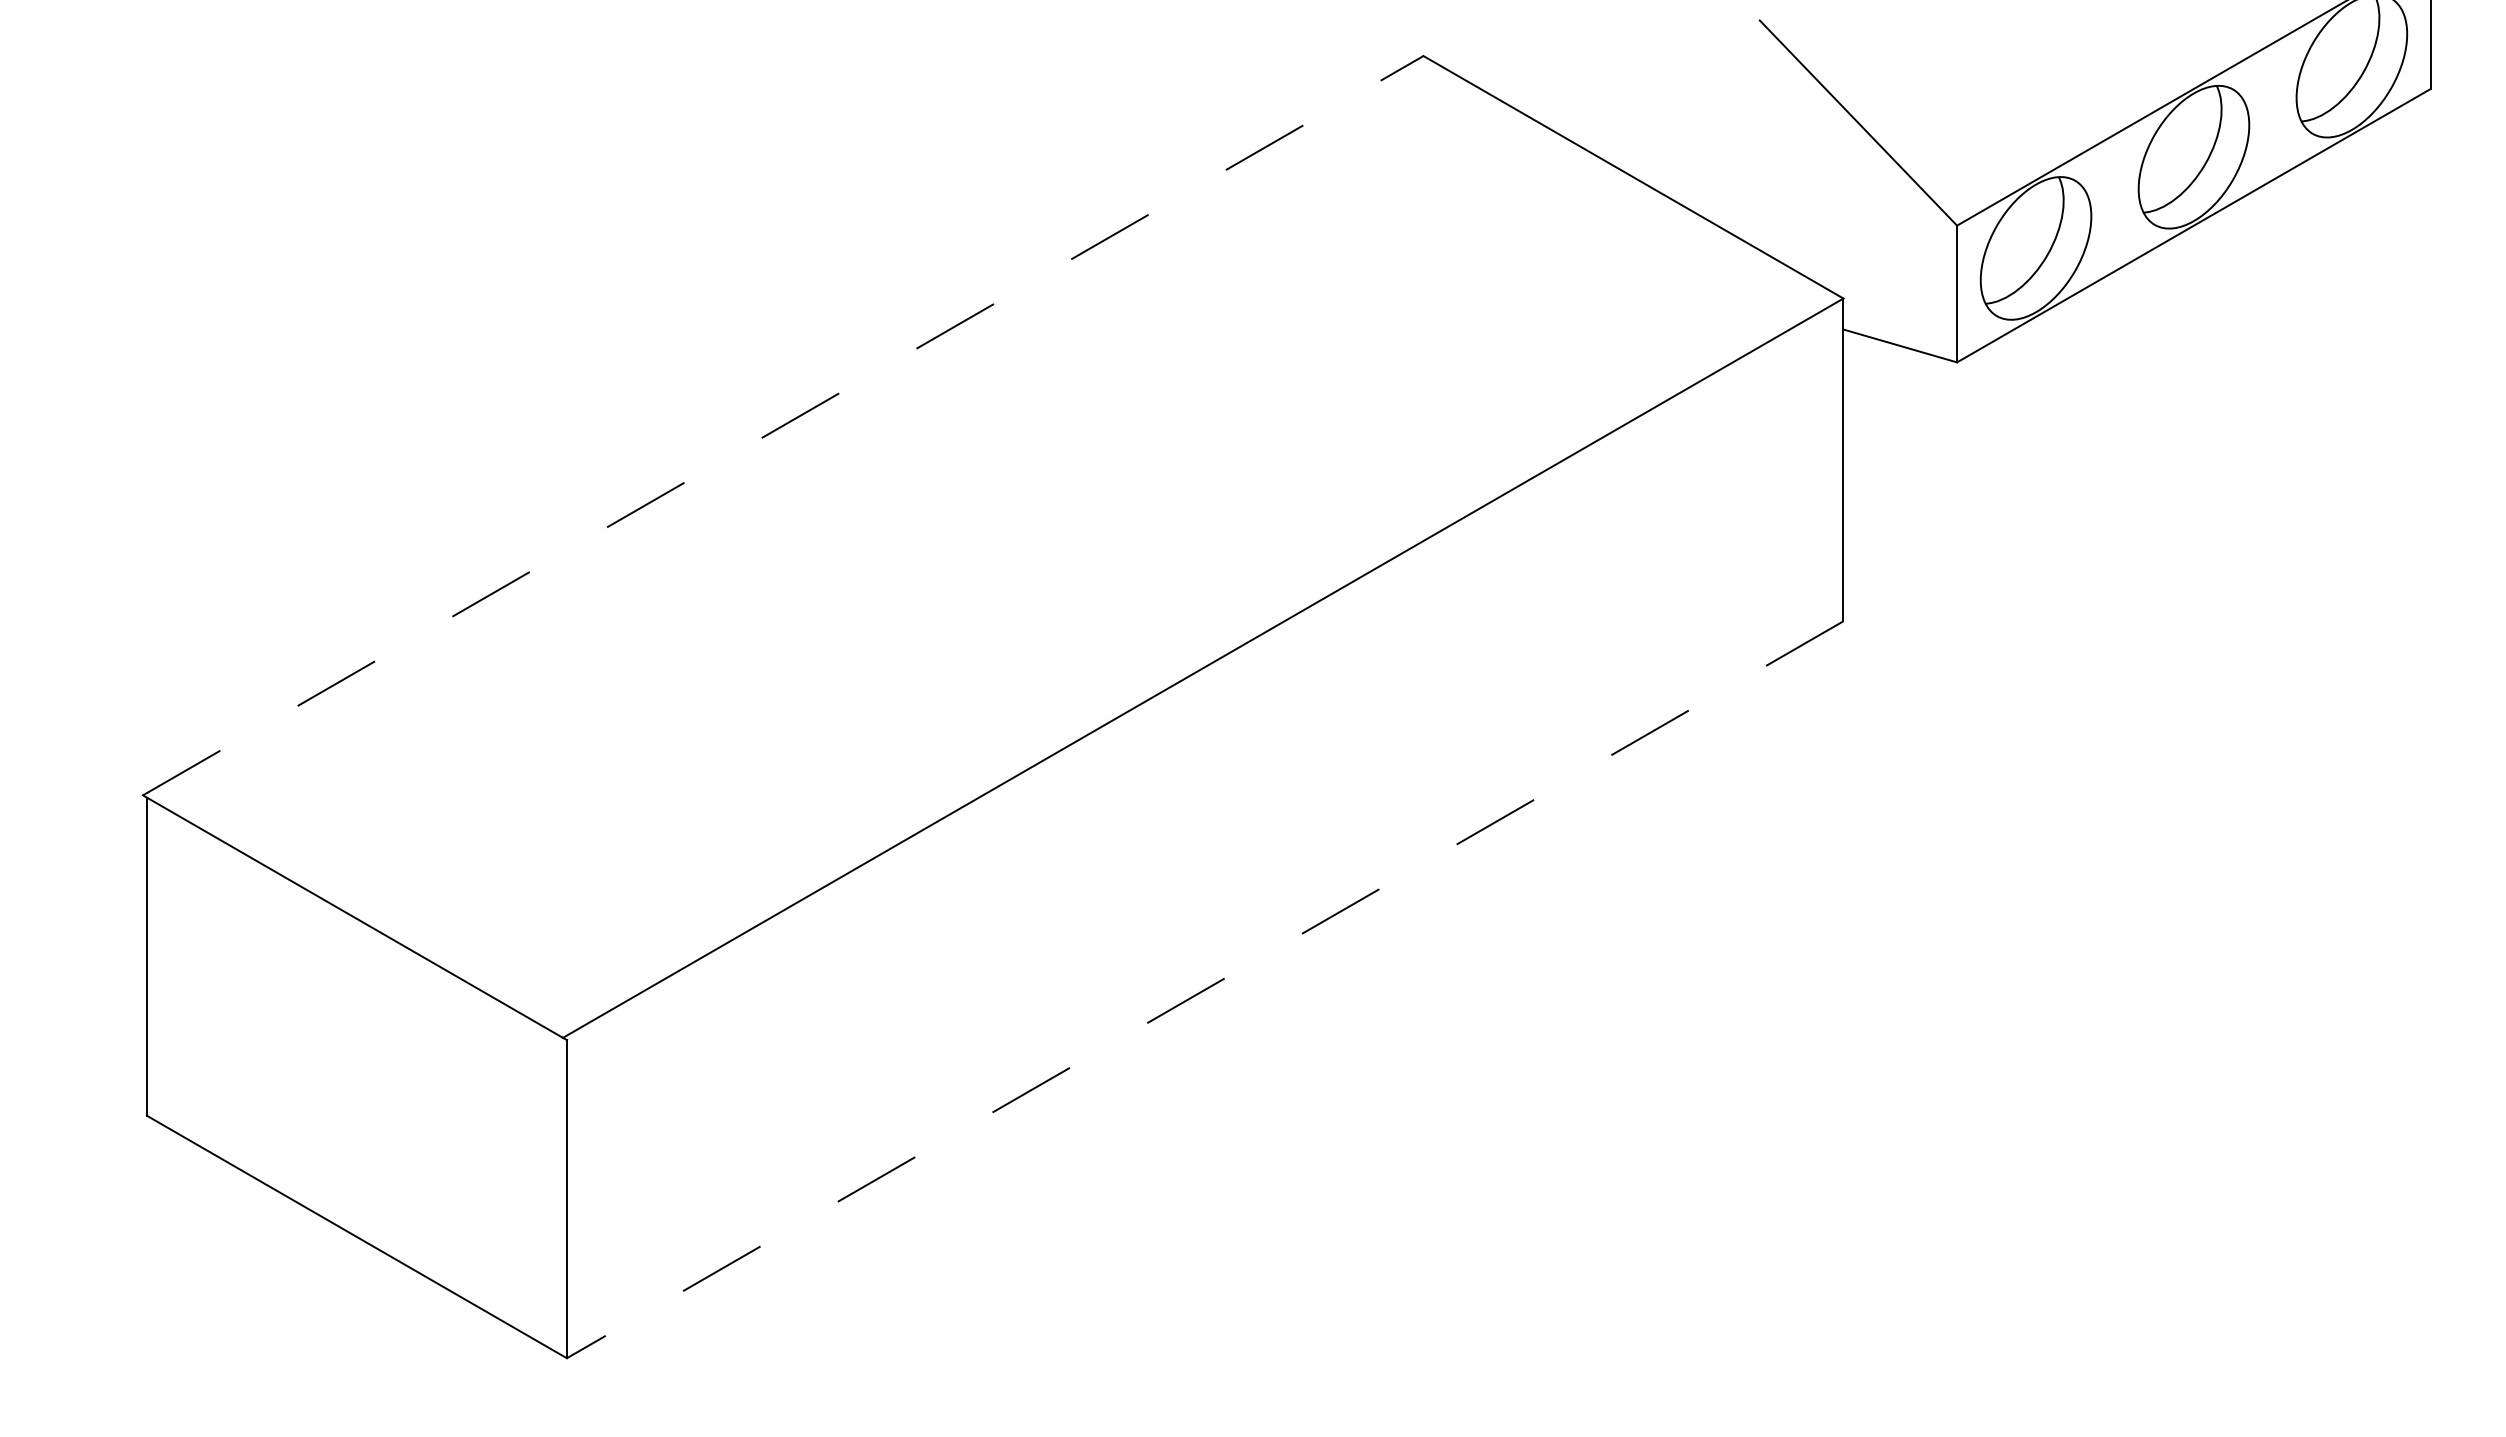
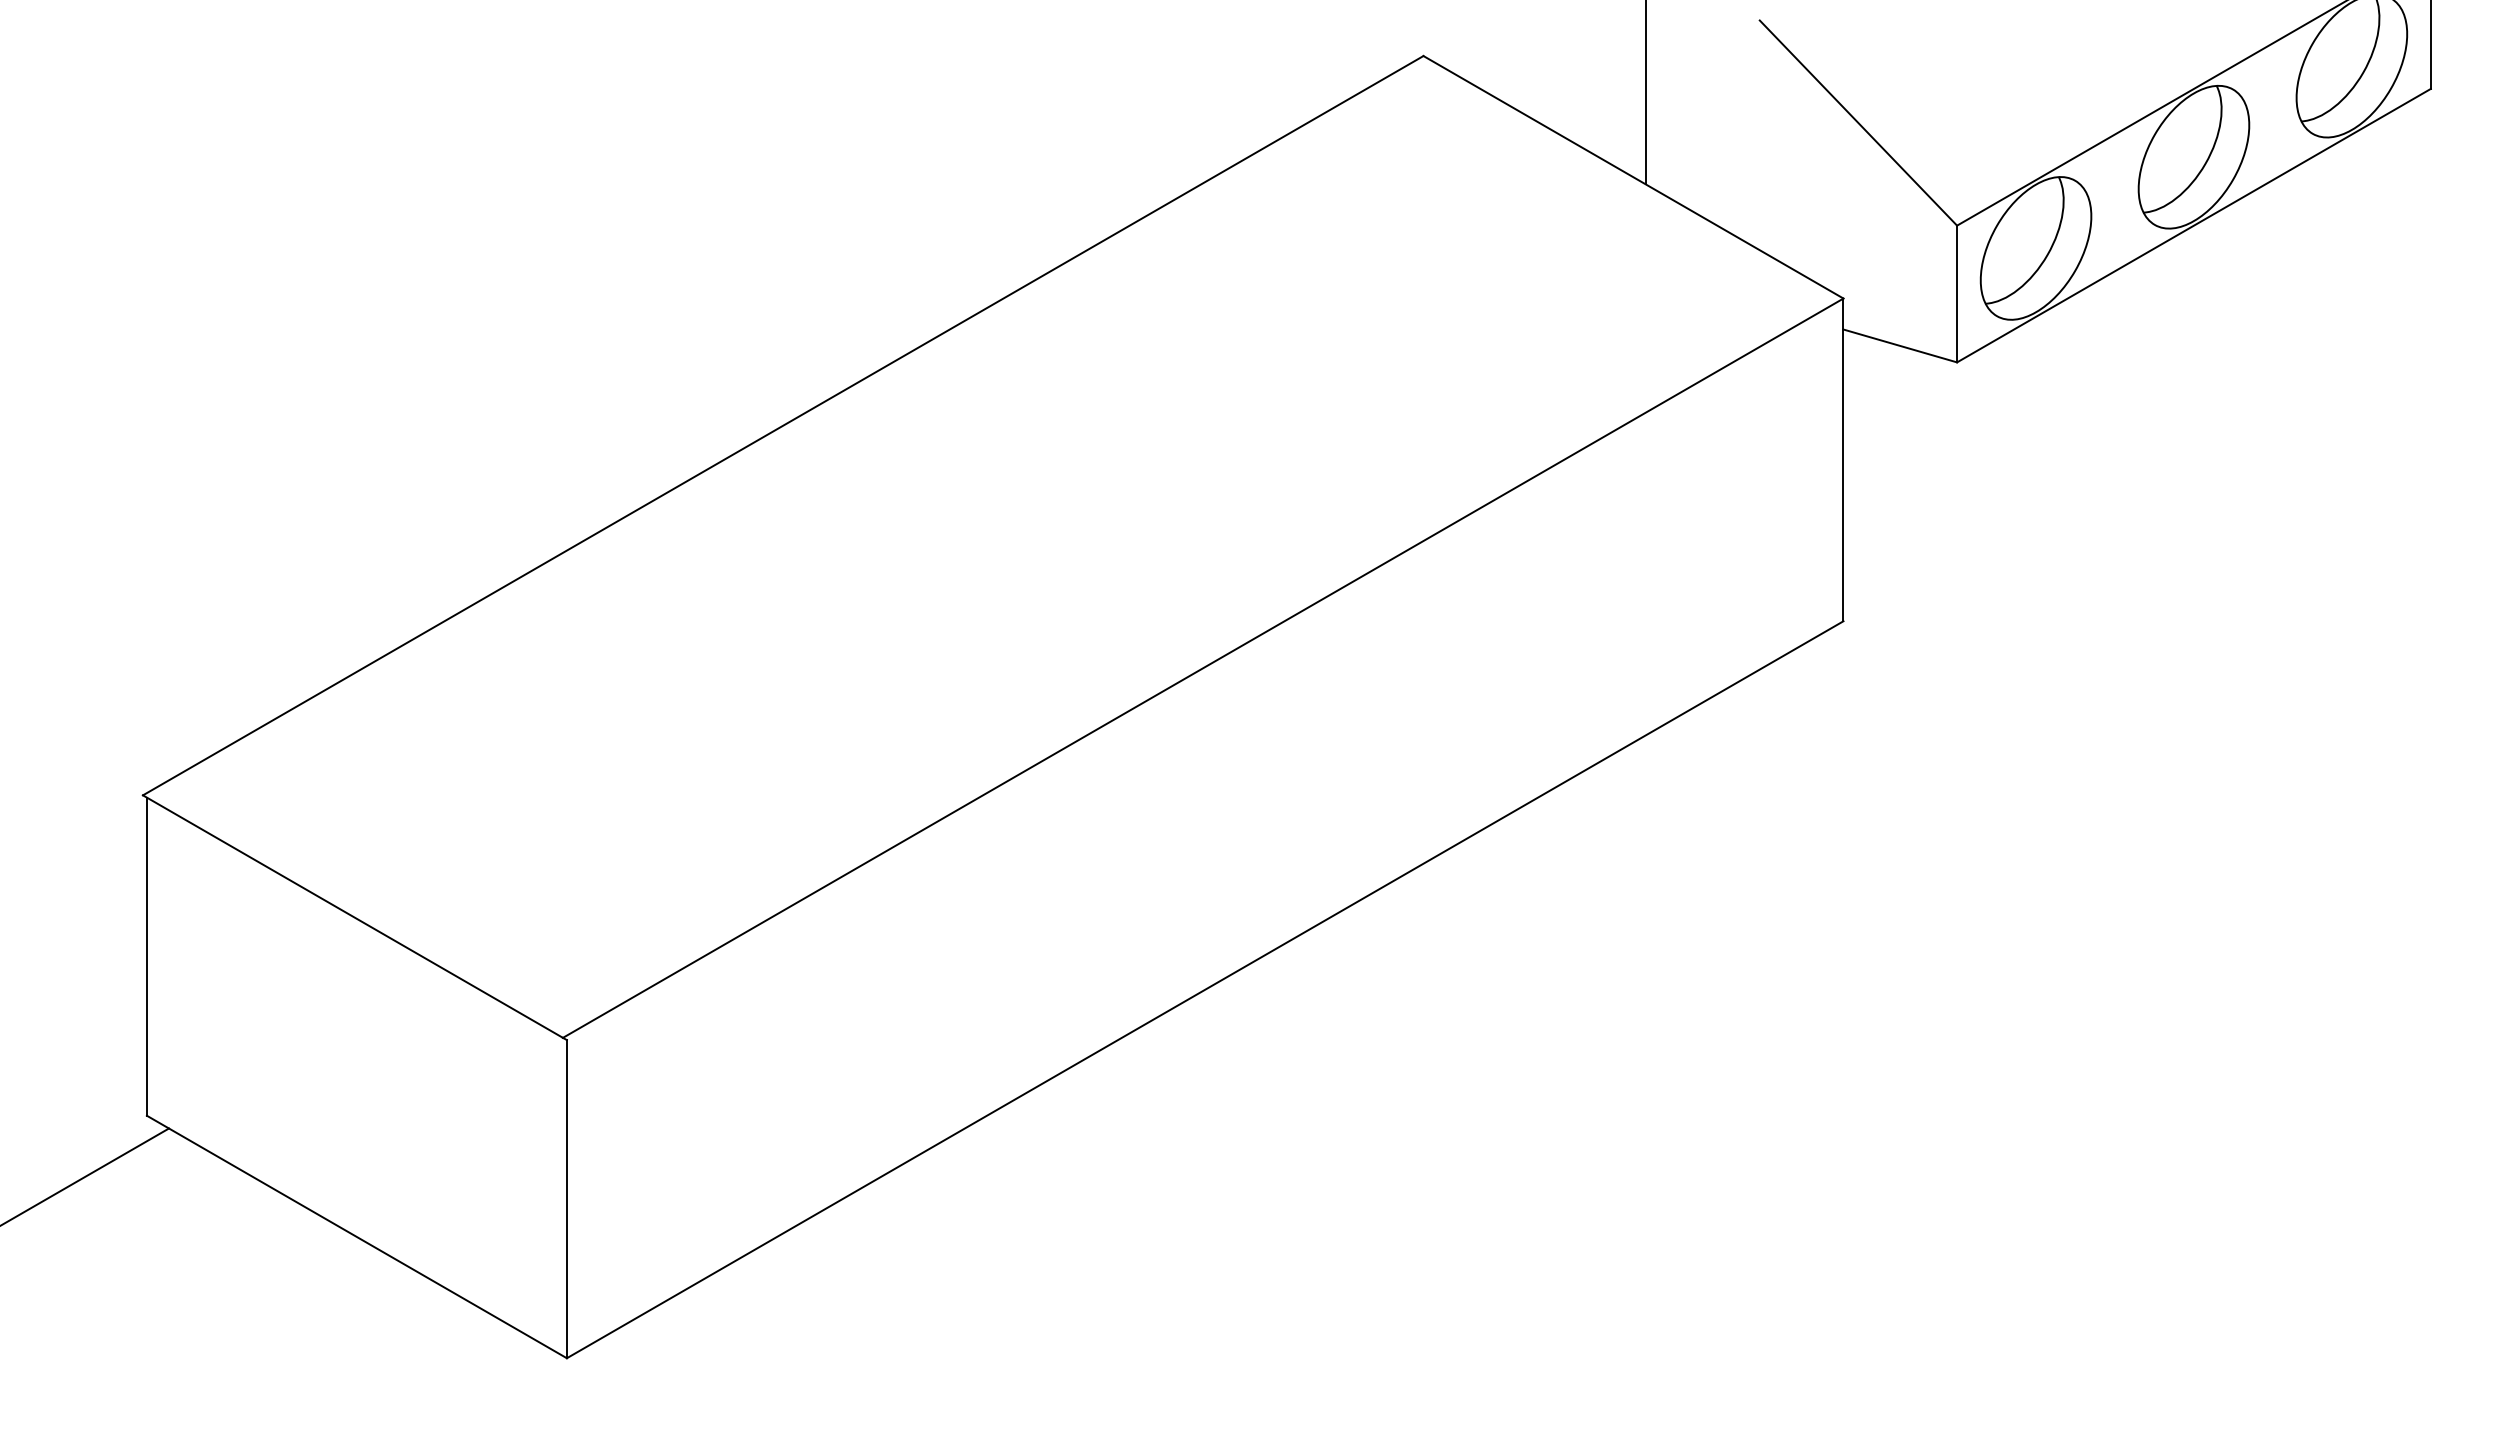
line: none -> present (1646, 93)
line: dashed -> solid (783, 425)
line: dashed -> solid (1204, 990)
line: none -> present (85, 1176)
